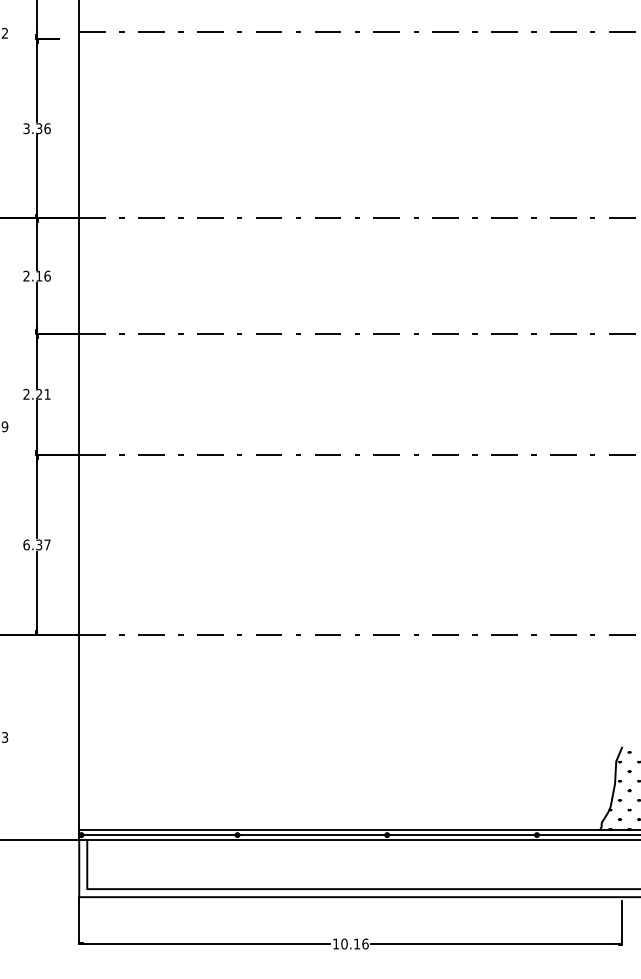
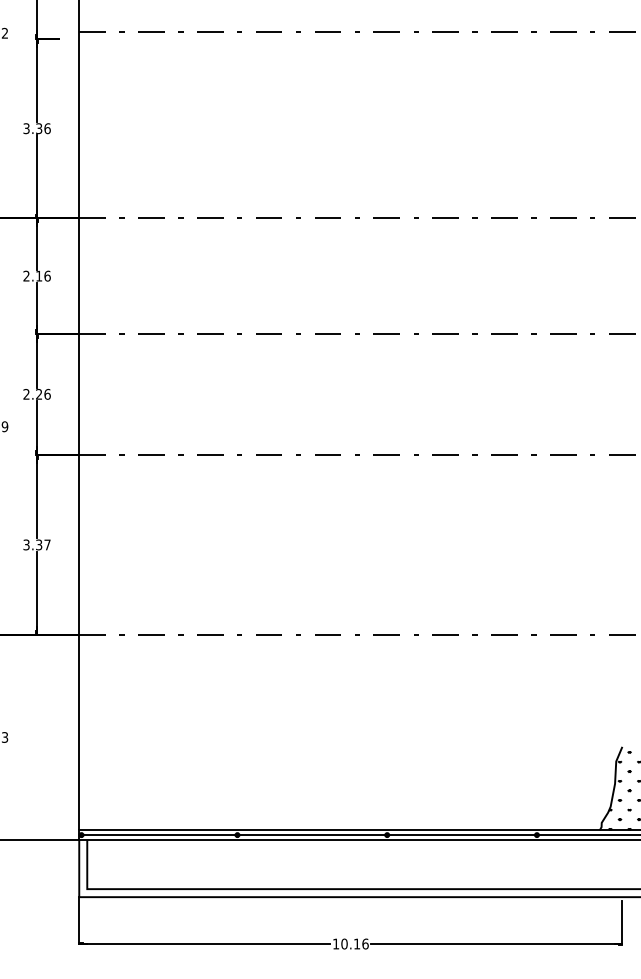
text: 2.21 -> 2.26 (47, 393)
text: 6.37 -> 3.37 (26, 544)
